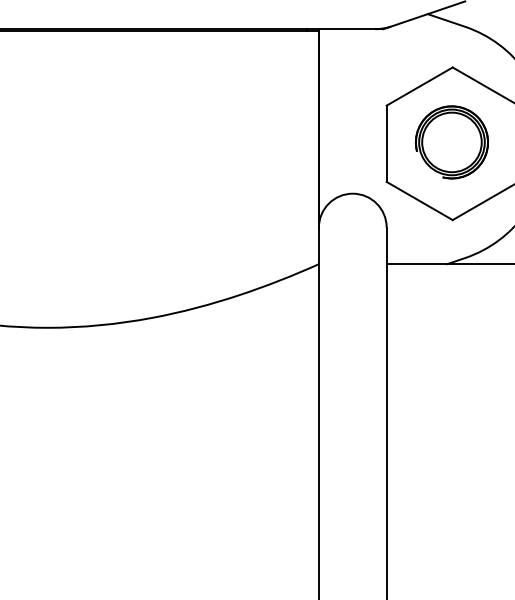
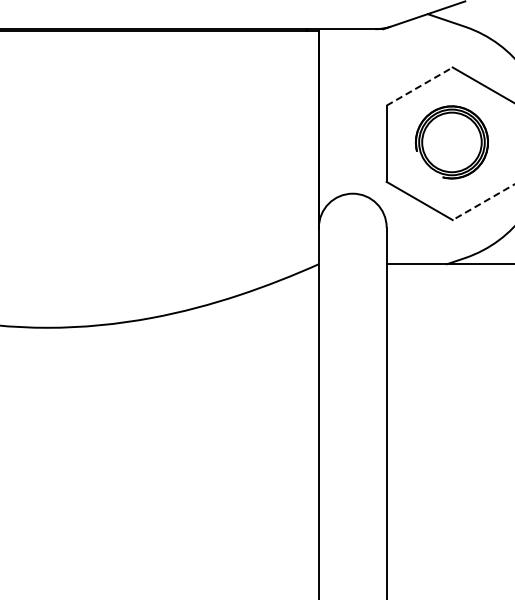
line: solid -> dashed (420, 86)
line: solid -> dashed (483, 202)
